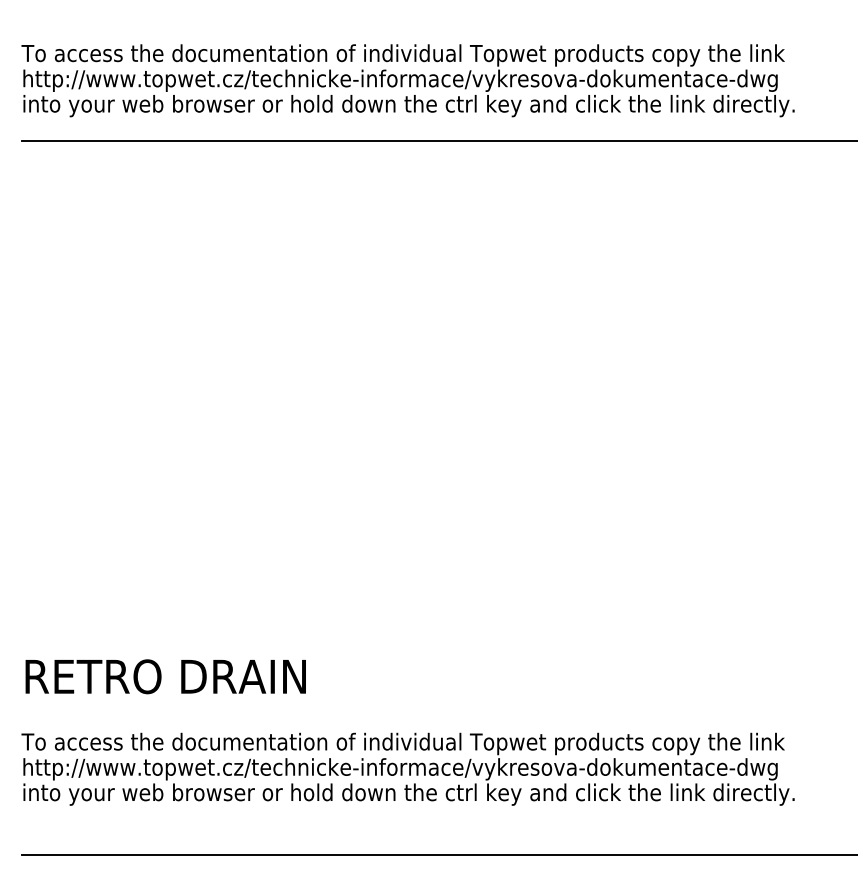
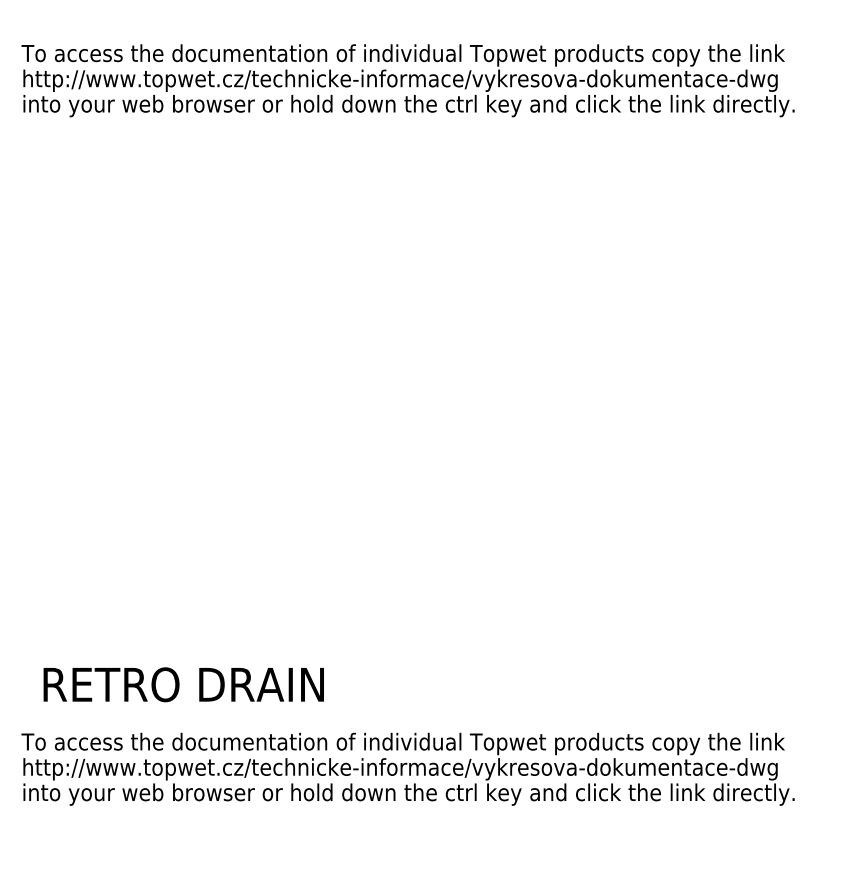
line: present -> none (437, 141)
text position: (165, 676) -> (183, 684) (183, 684)
line: present -> none (437, 855)
